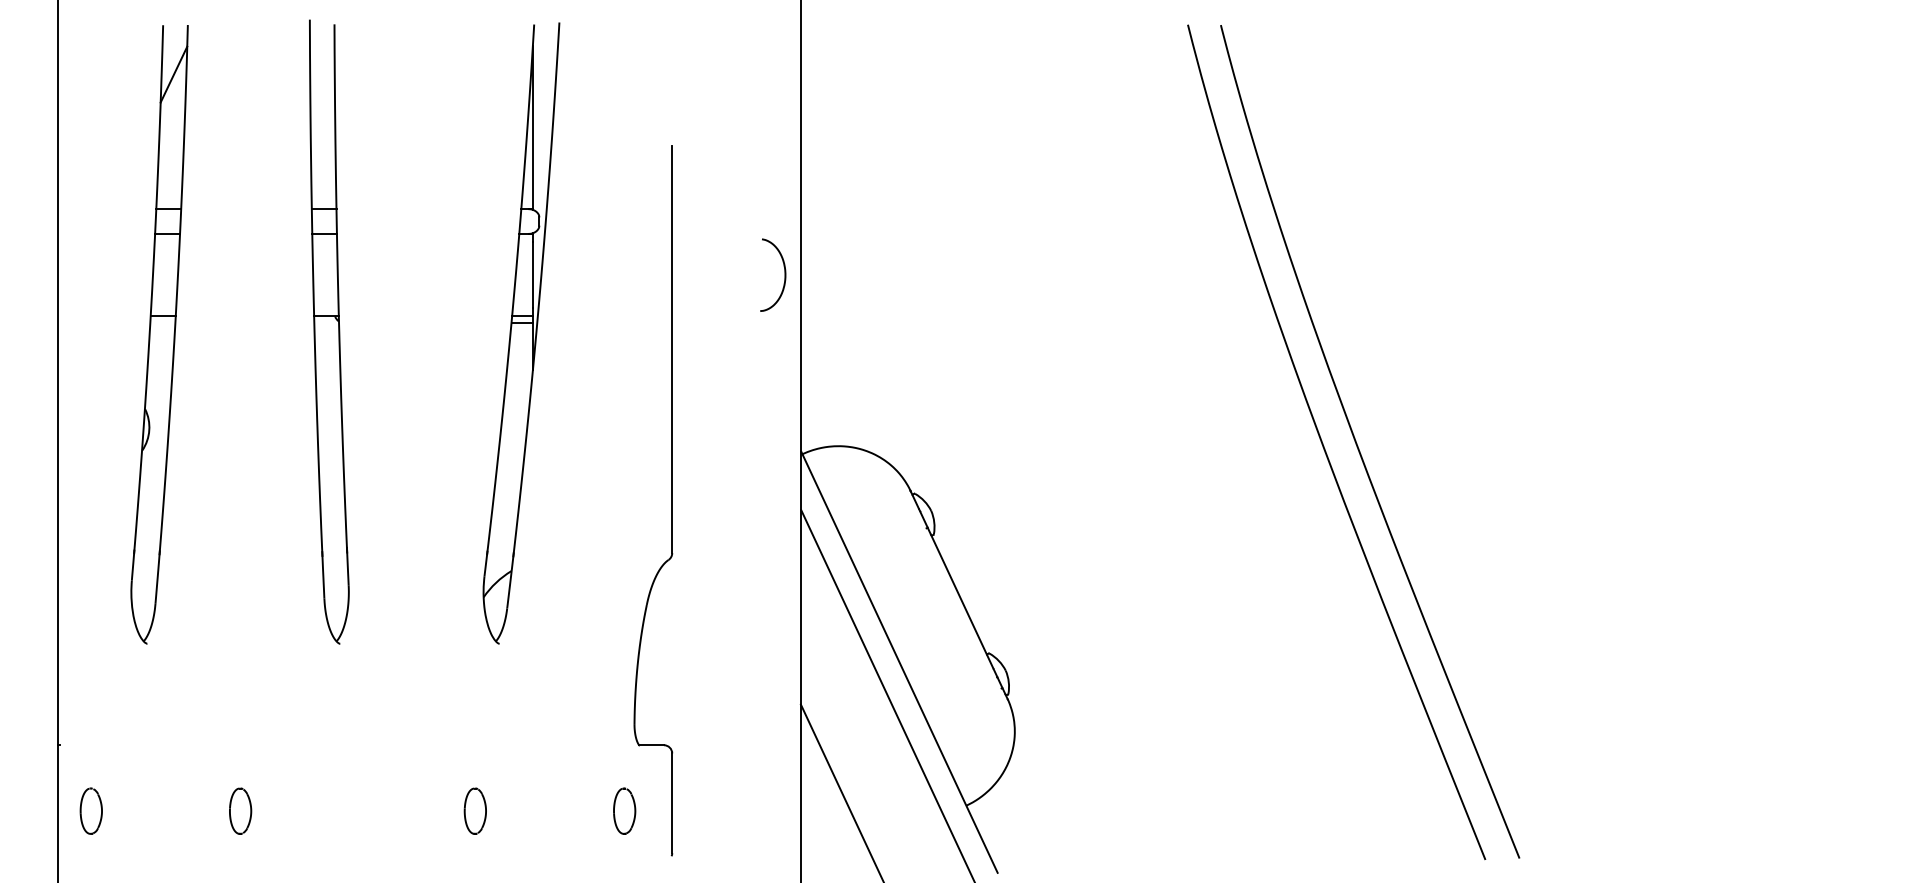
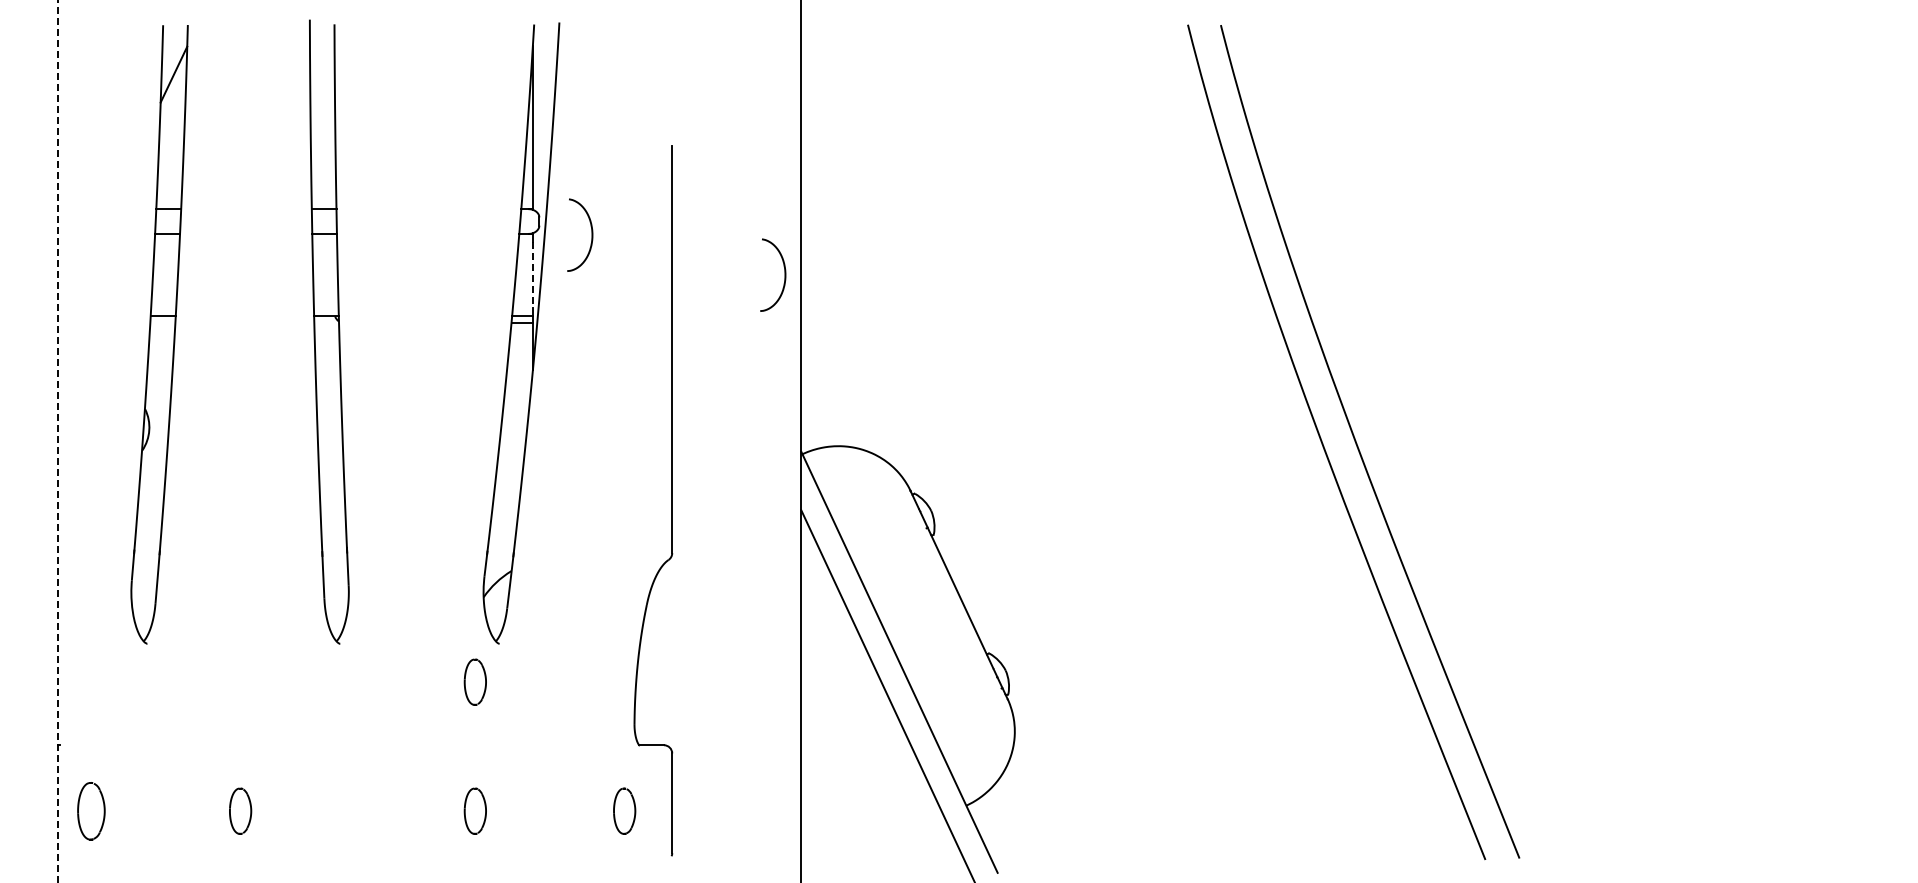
curve: none -> present (591, 234)
line: solid -> dashed (532, 275)
line: solid -> dashed (57, 441)
part: none -> present (474, 681)
line: present -> none (841, 791)
part size: 24x48 px -> 29x59 px (91, 811)
